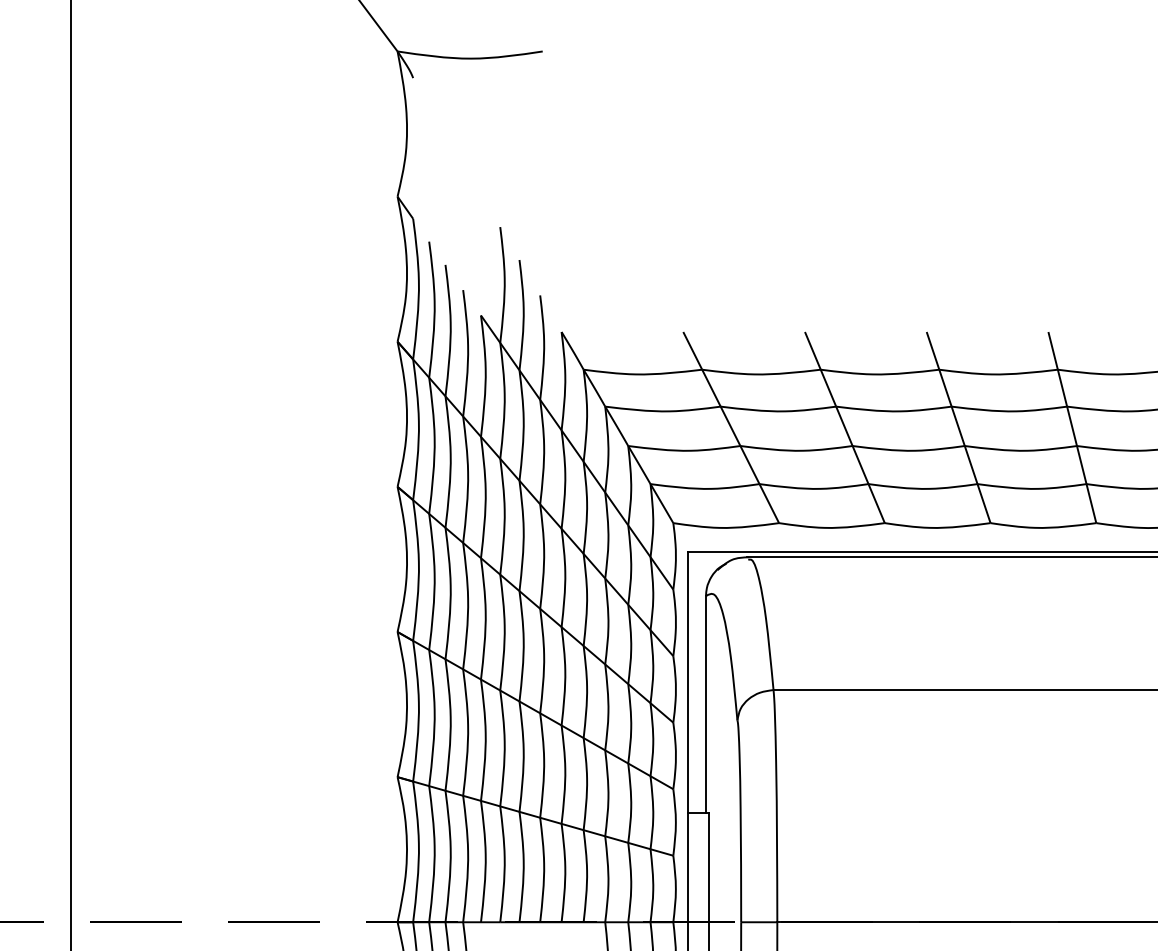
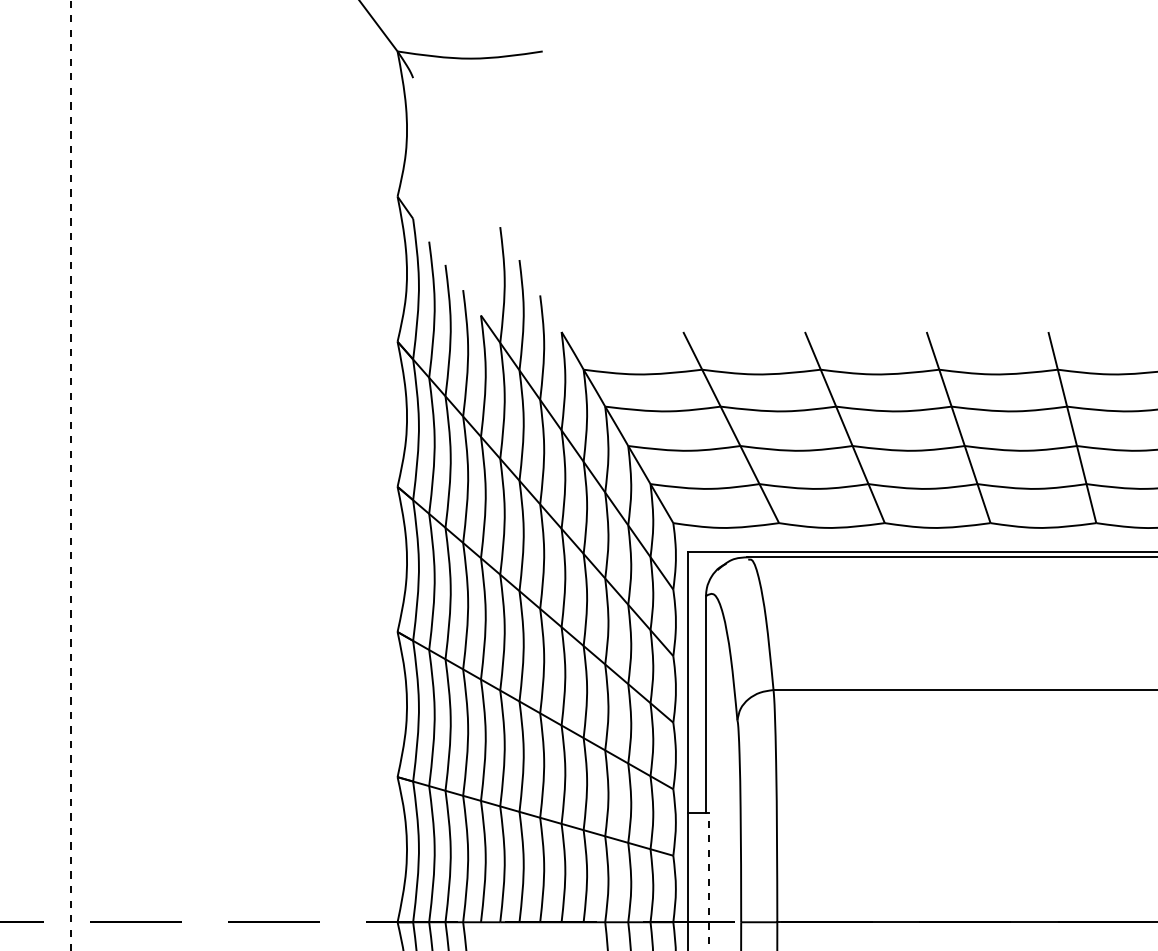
line: solid -> dashed (71, 475)
line: solid -> dashed (709, 881)
